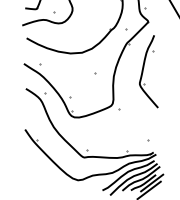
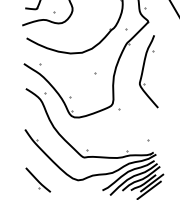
part: none -> present (38, 179)
